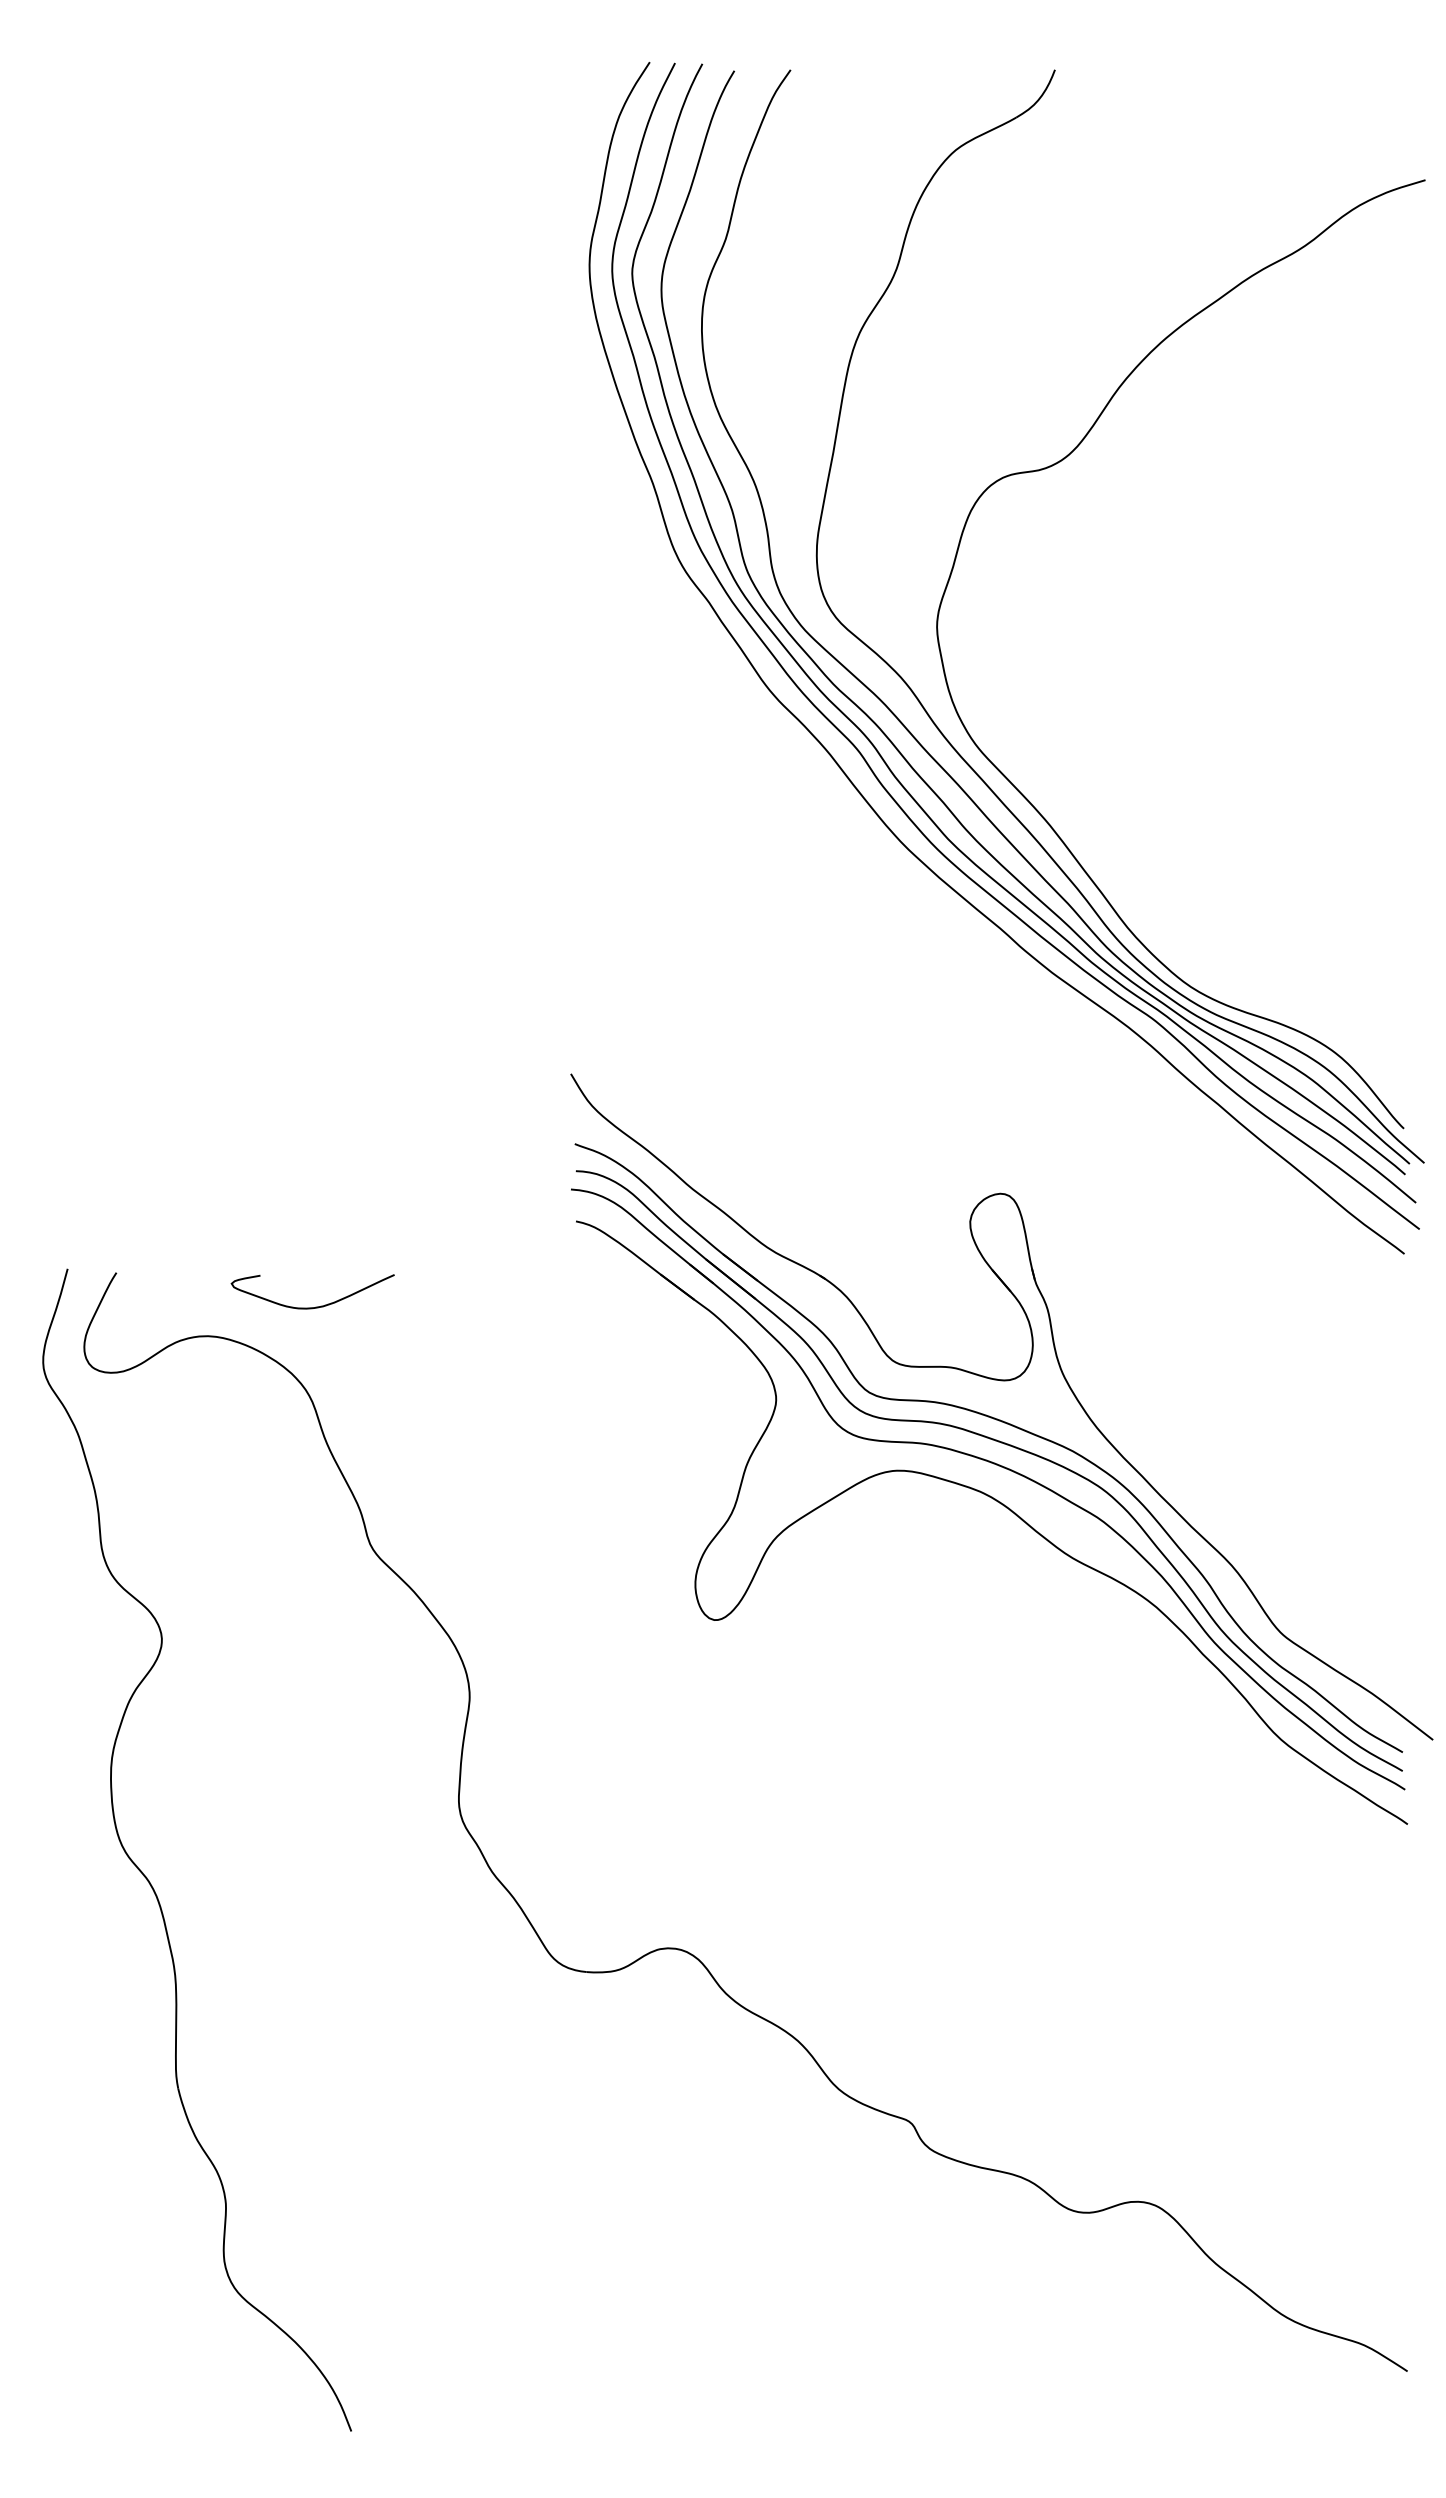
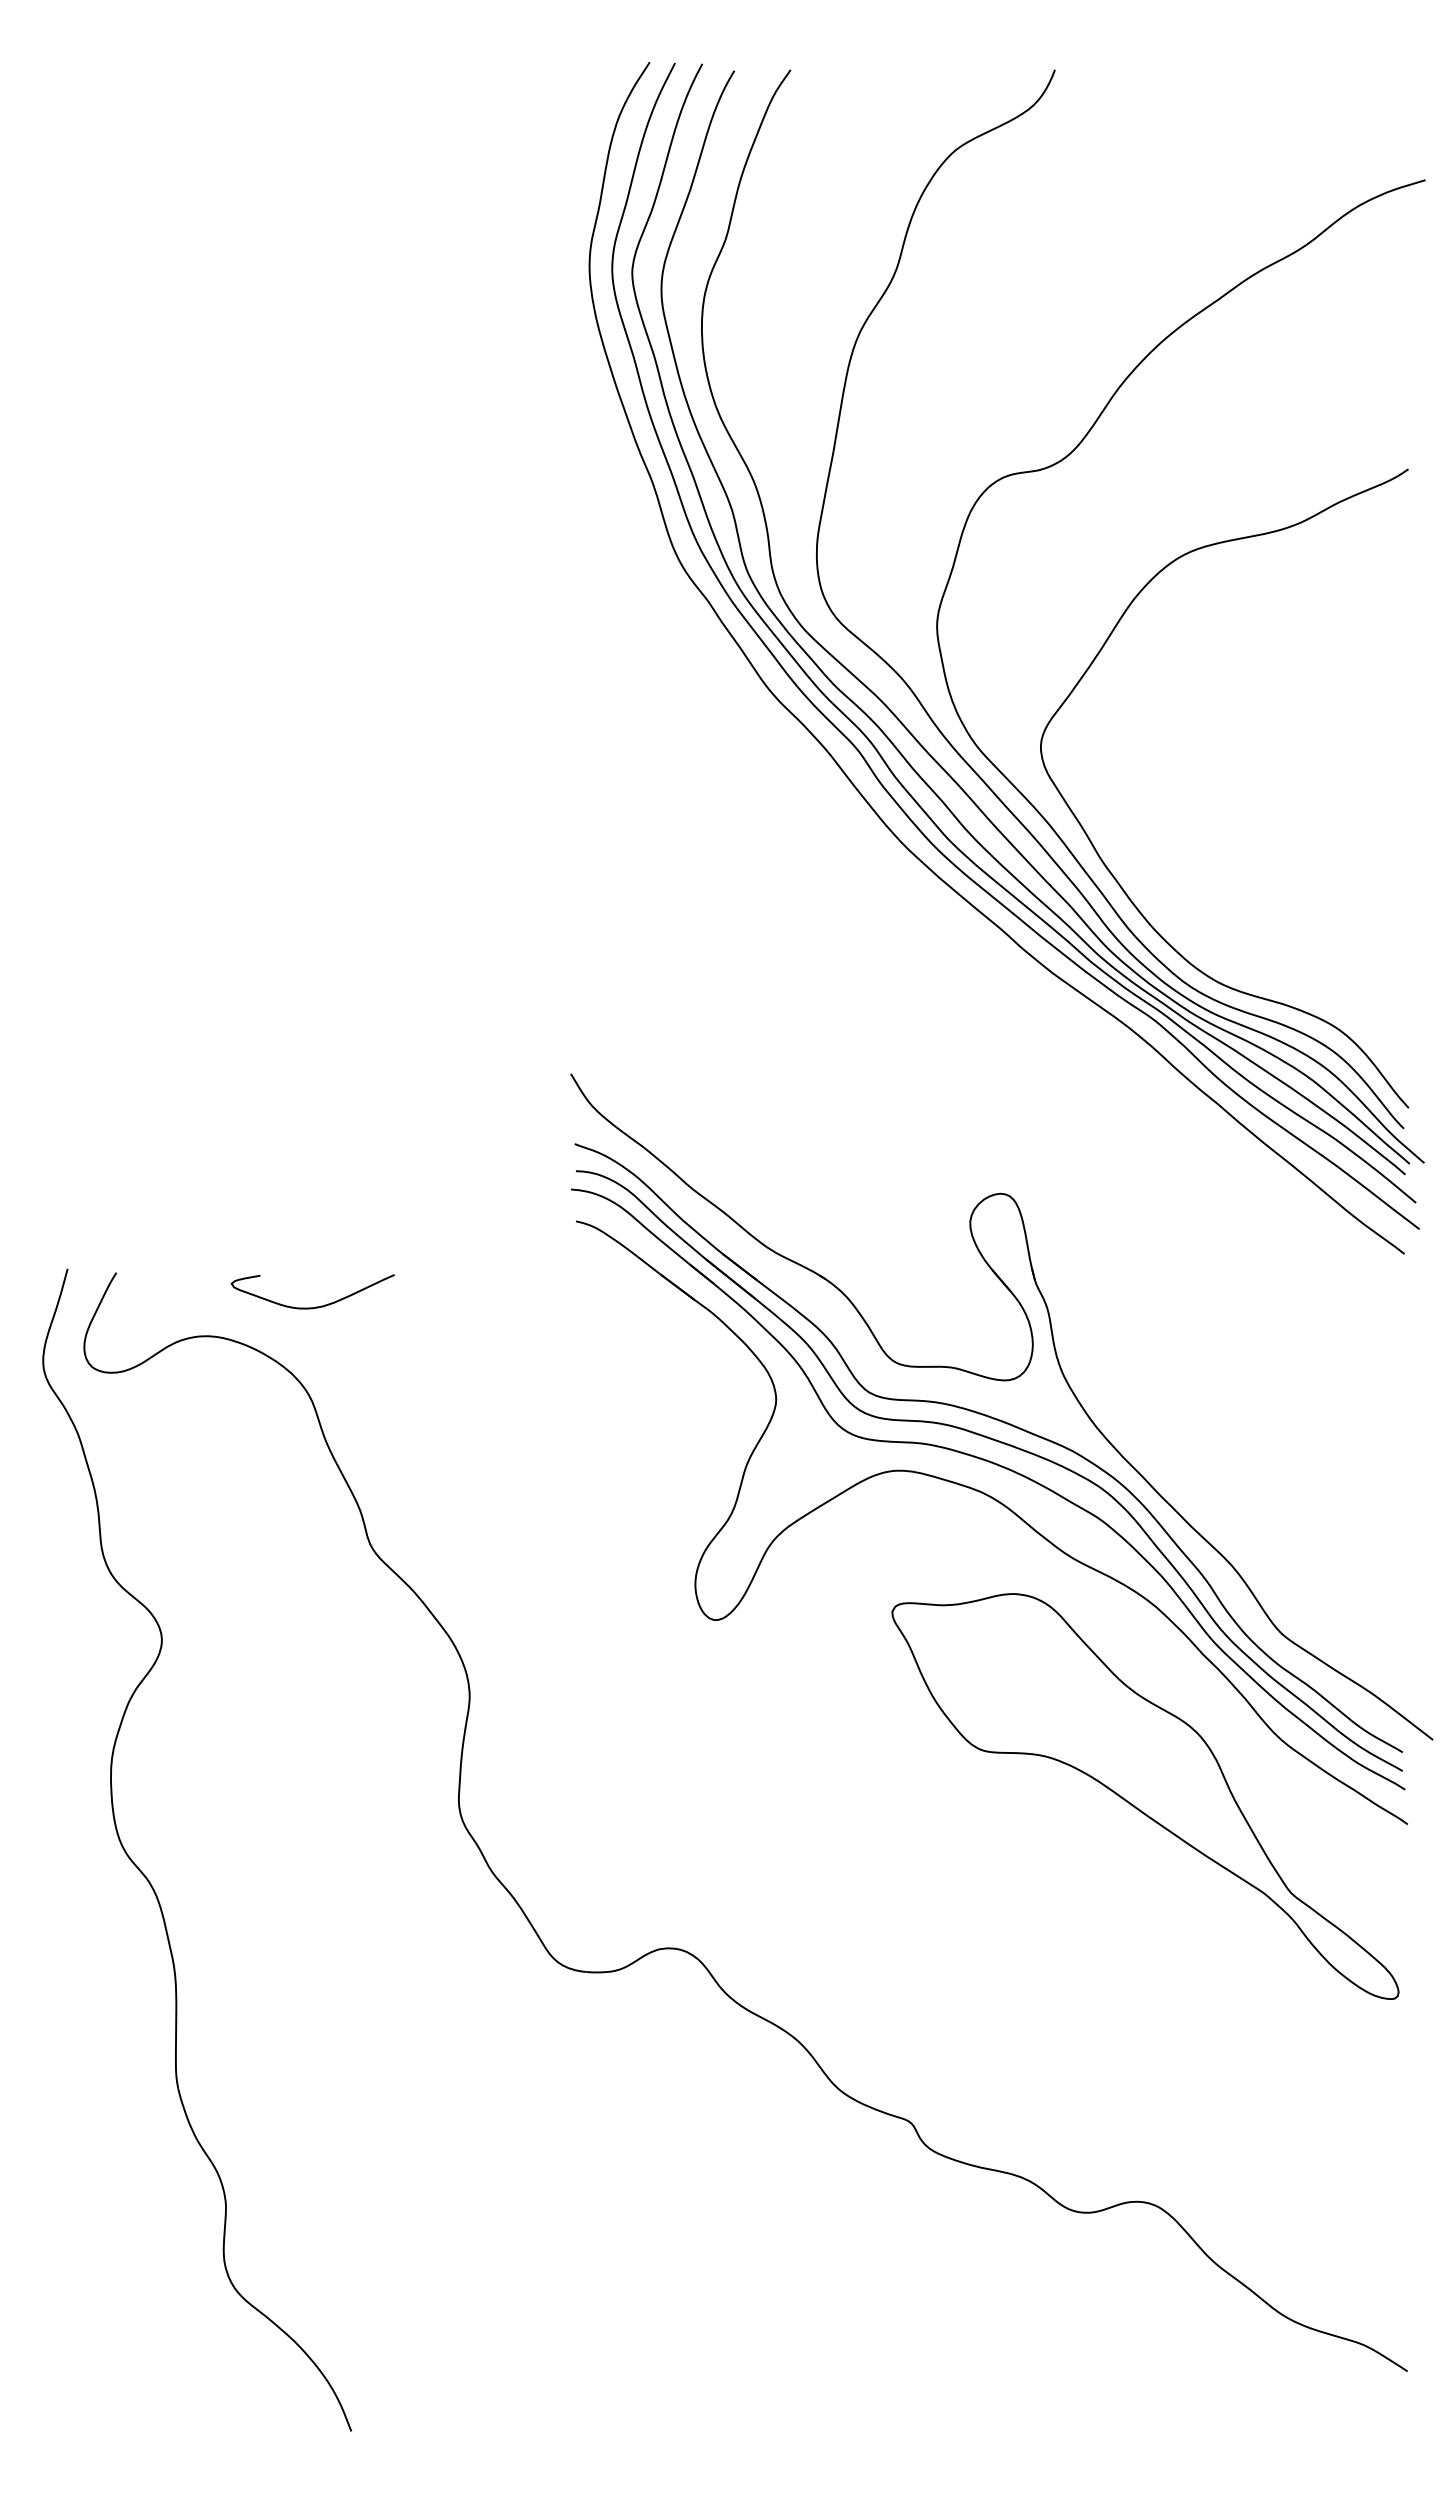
curve: none -> present (1113, 874)
part: none -> present (1145, 1796)
